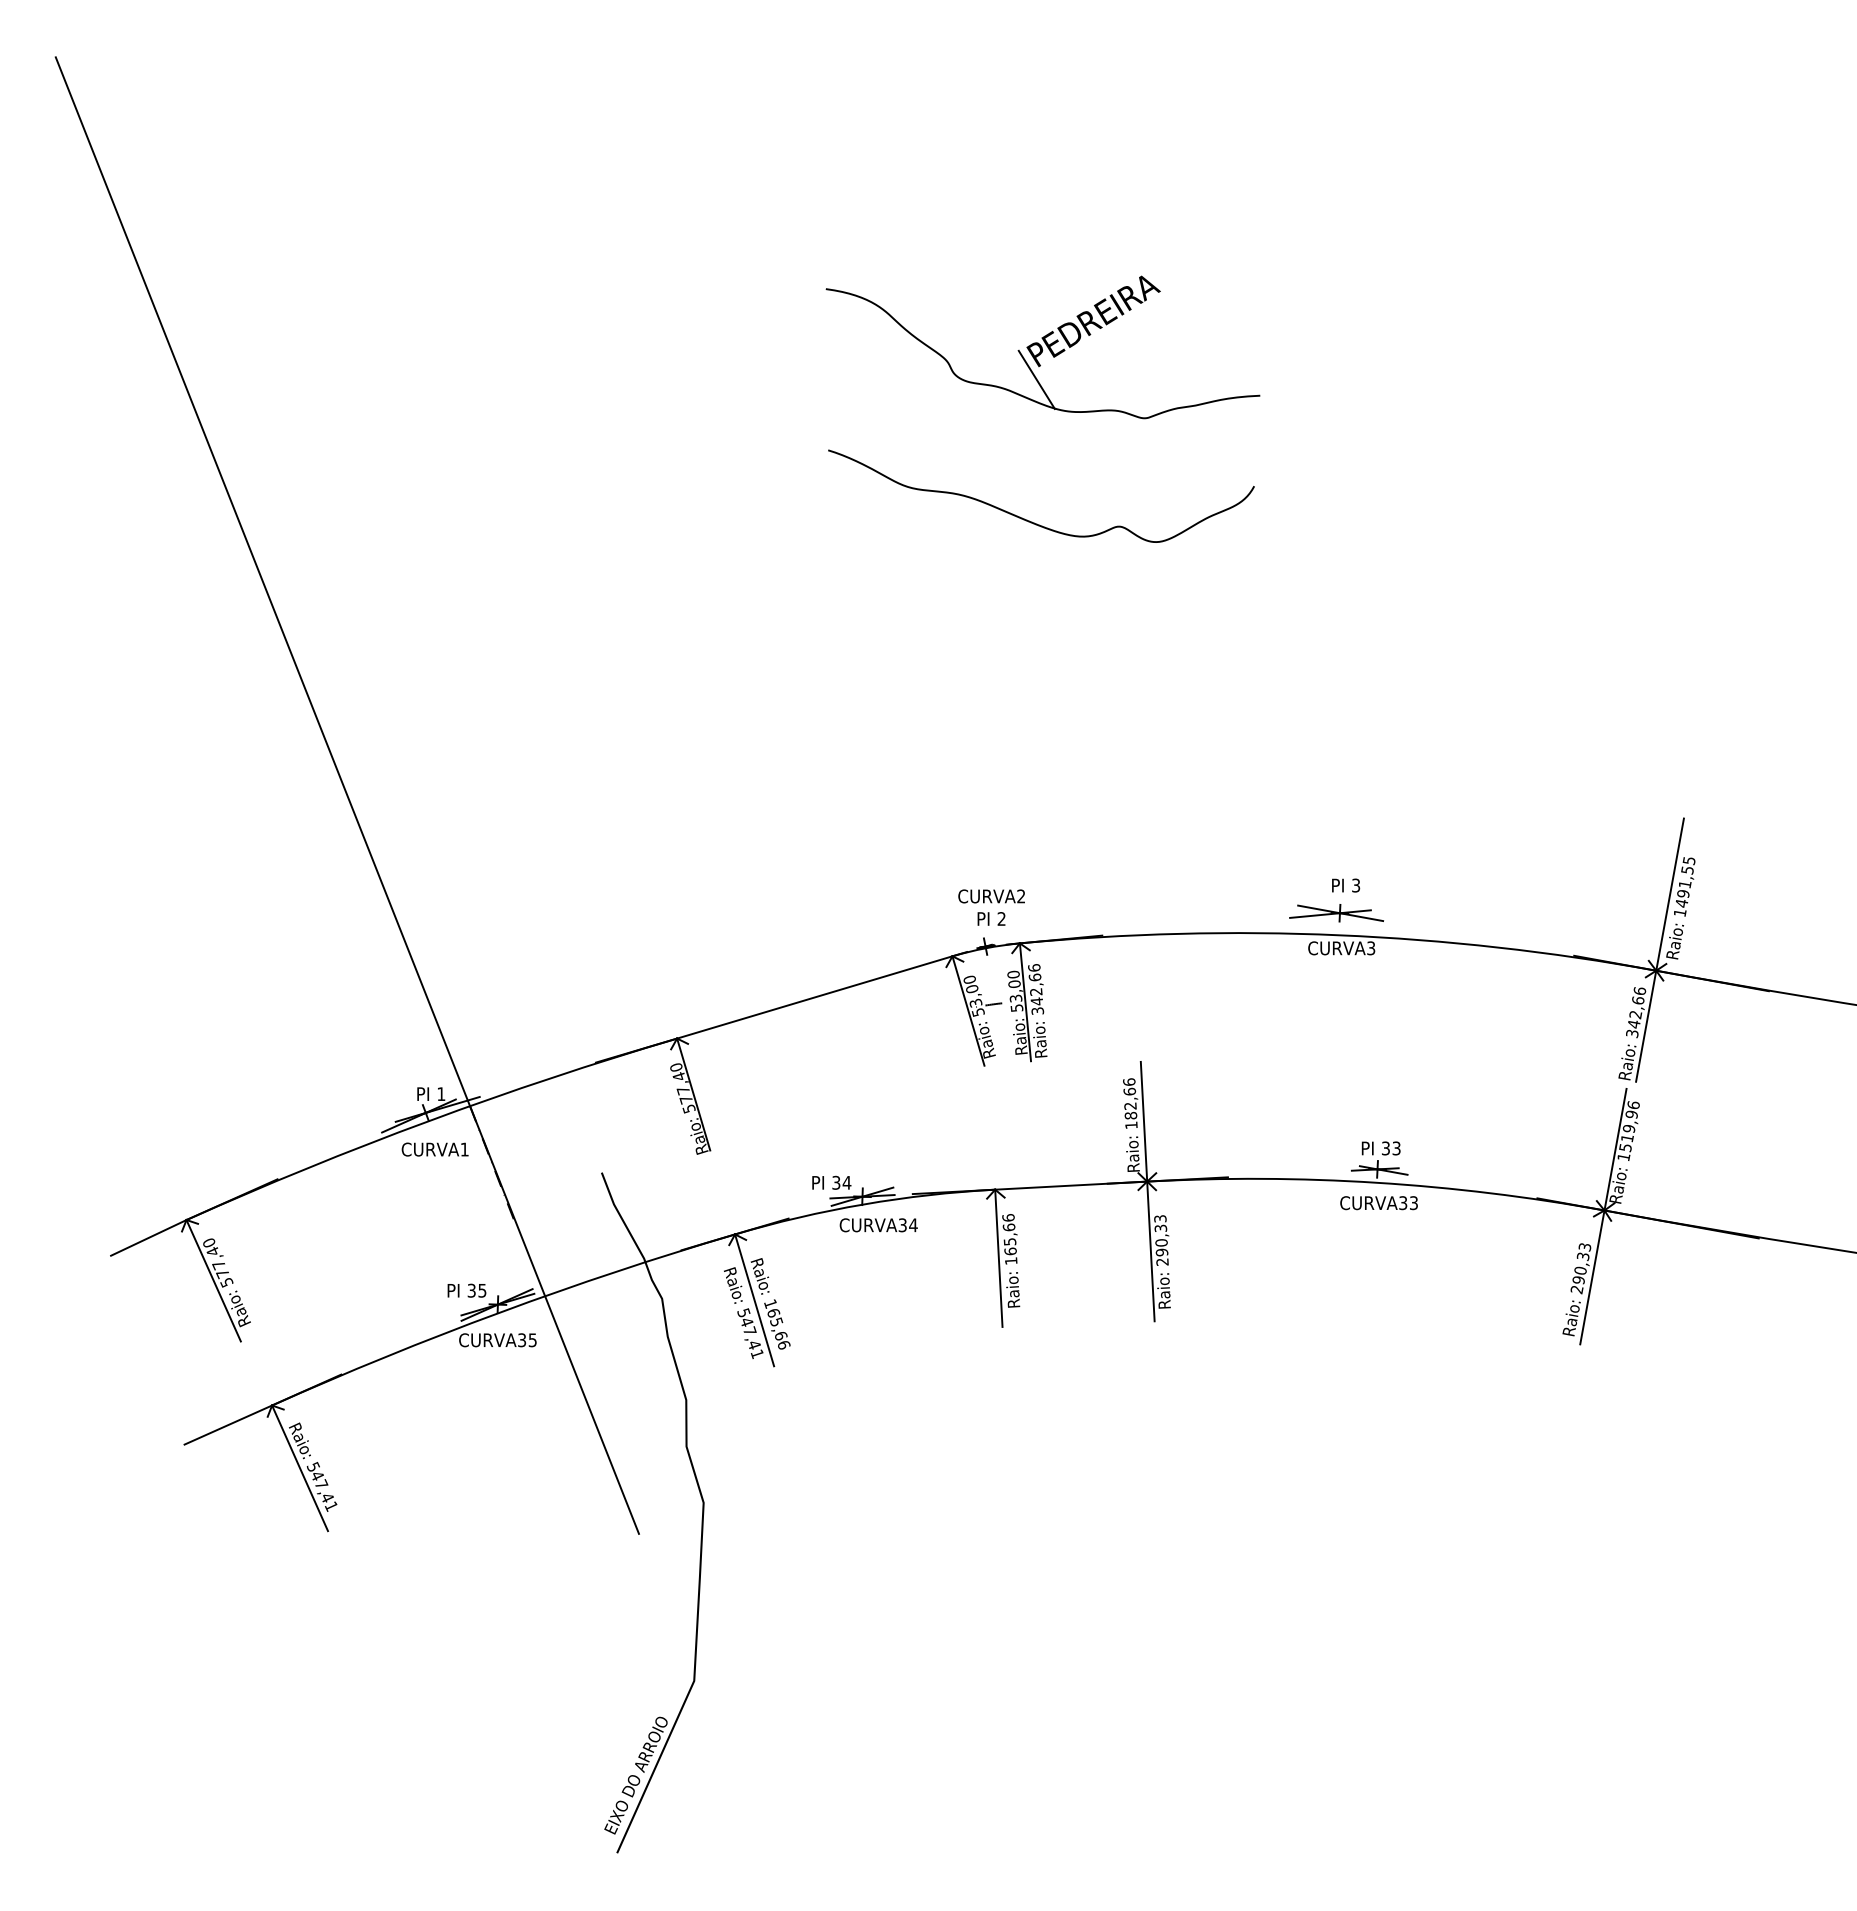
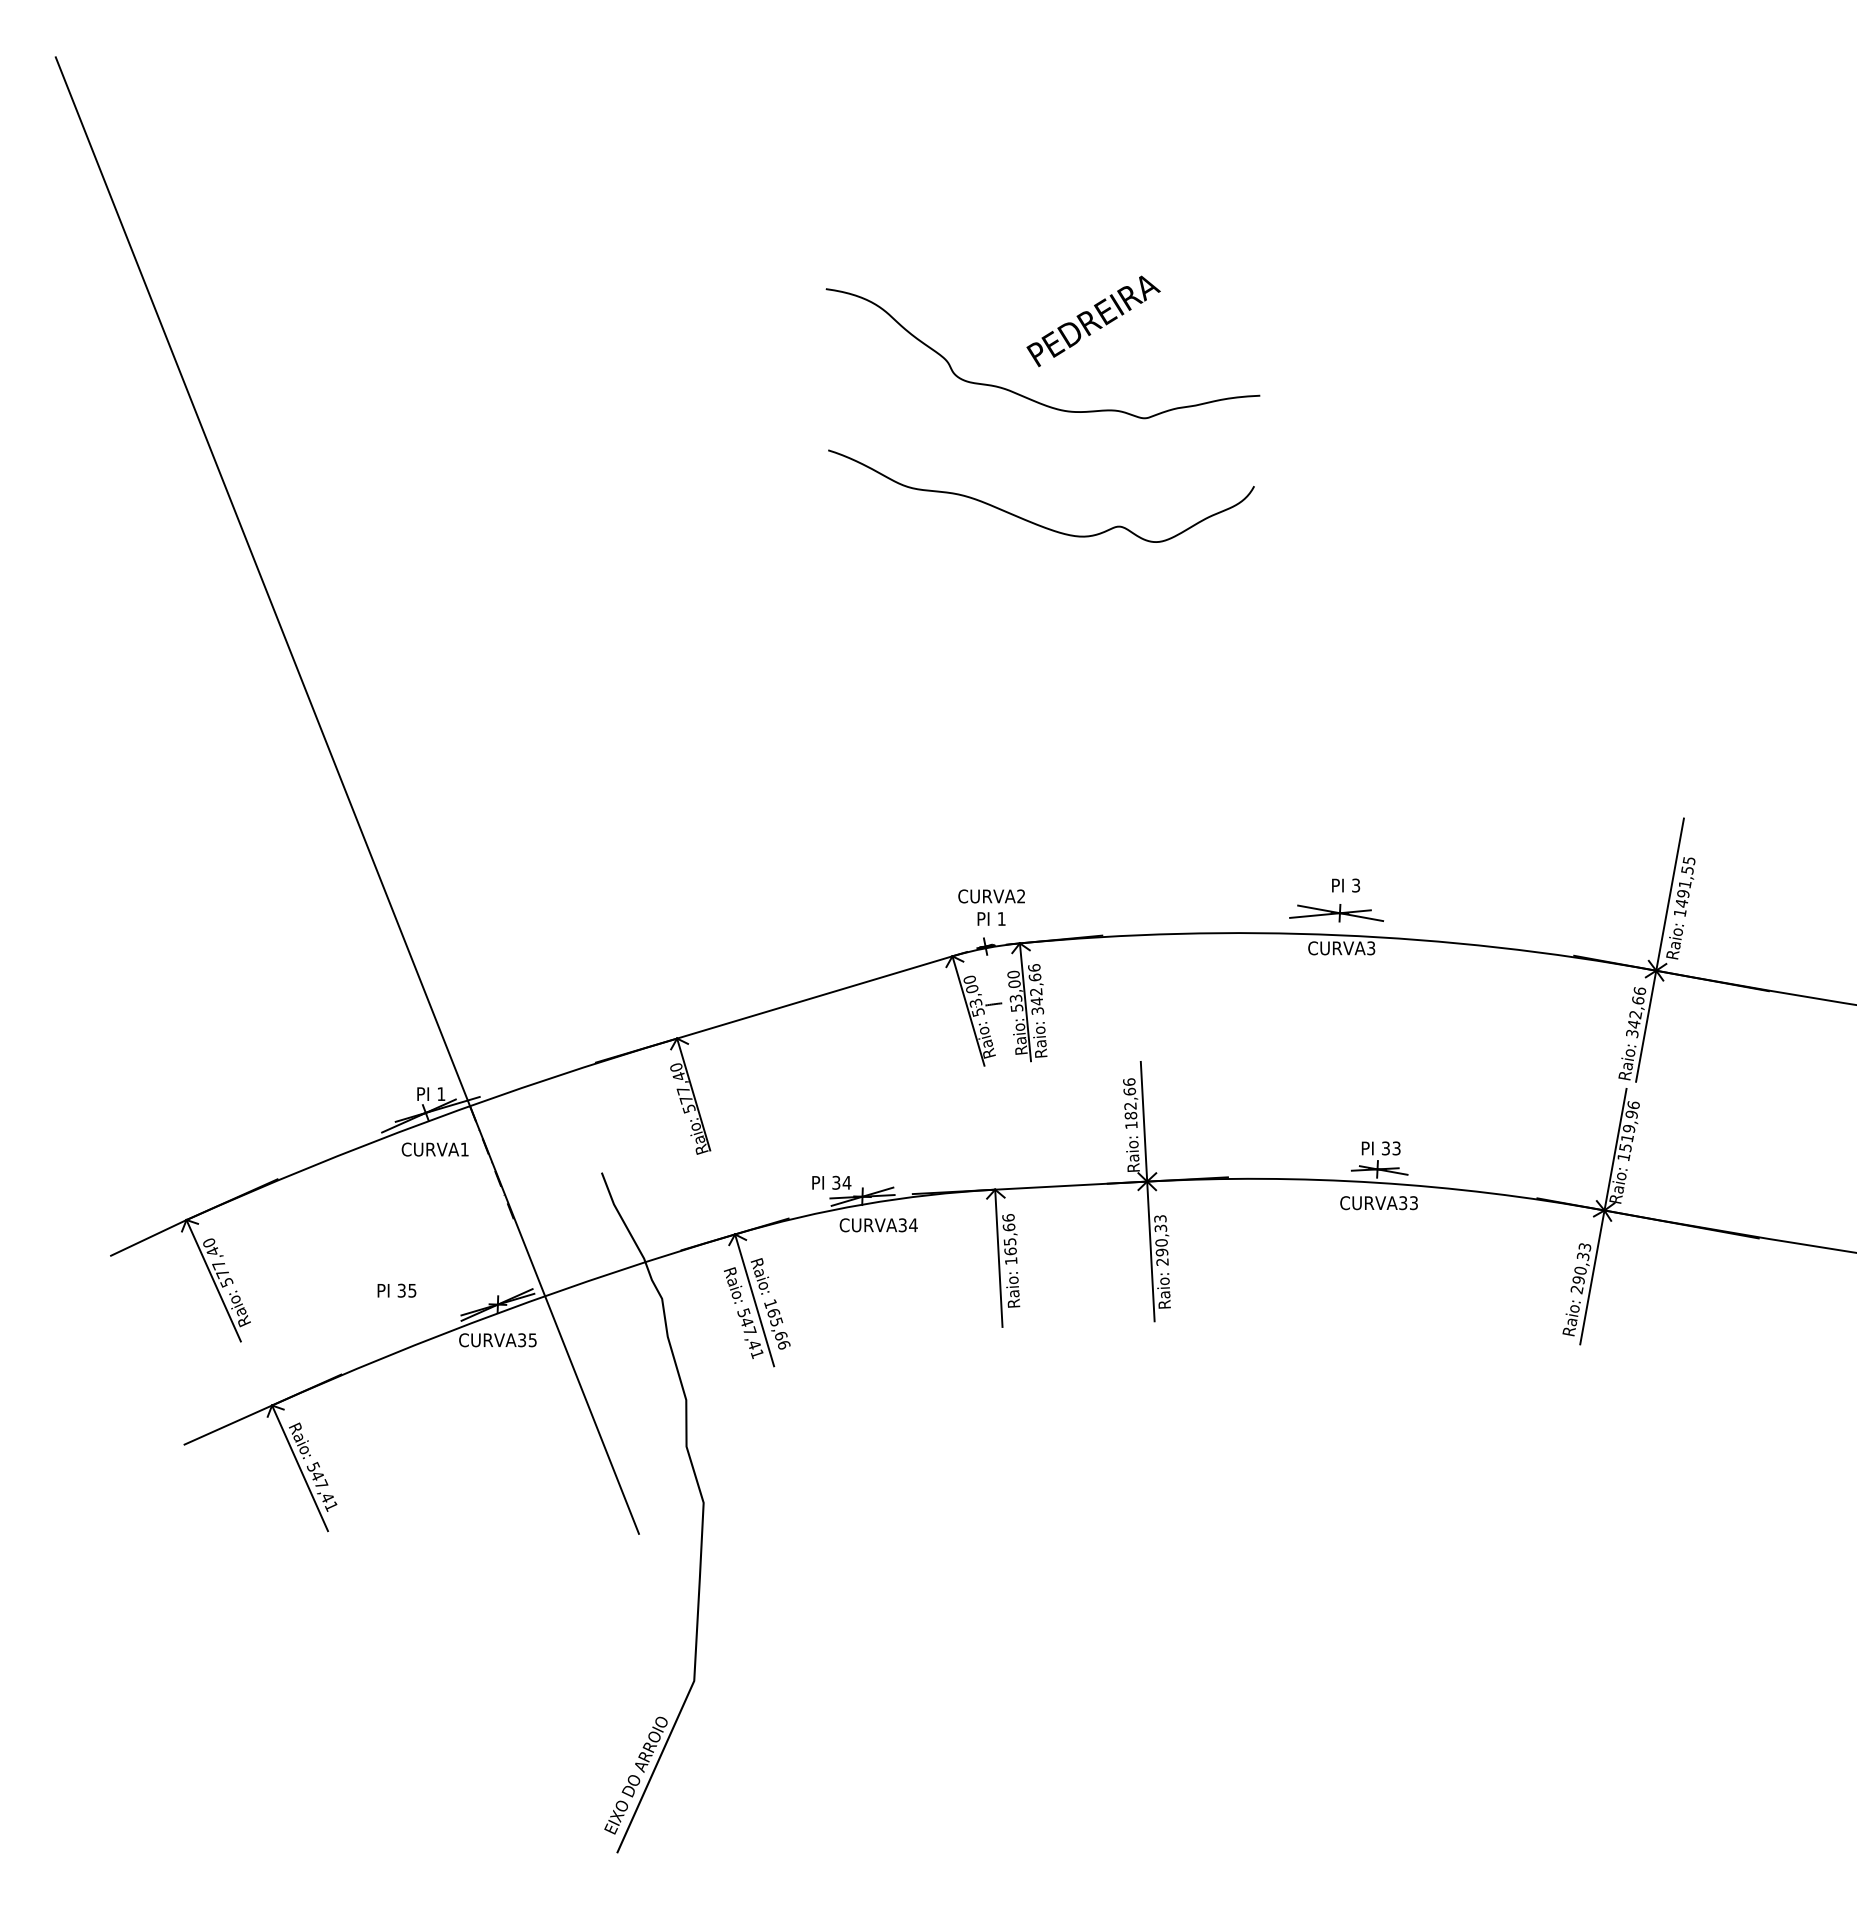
line: present -> none (1036, 379)
text: 2 -> 1 (1001, 918)
text position: (466, 1290) -> (396, 1290) (396, 1290)
